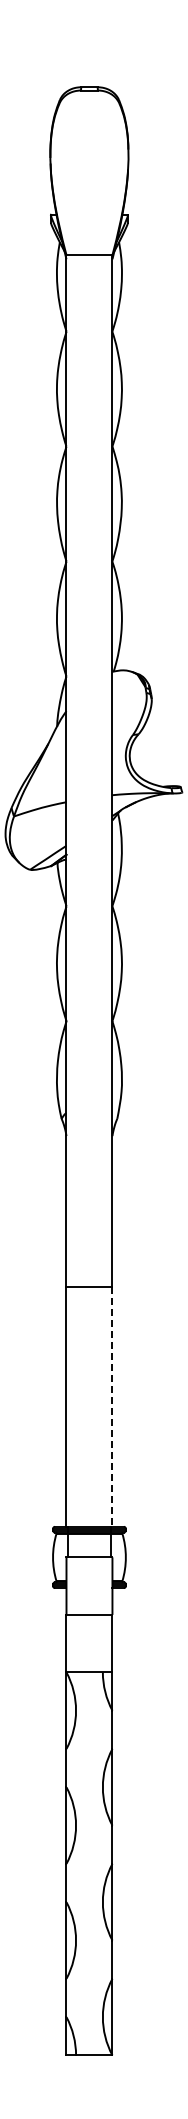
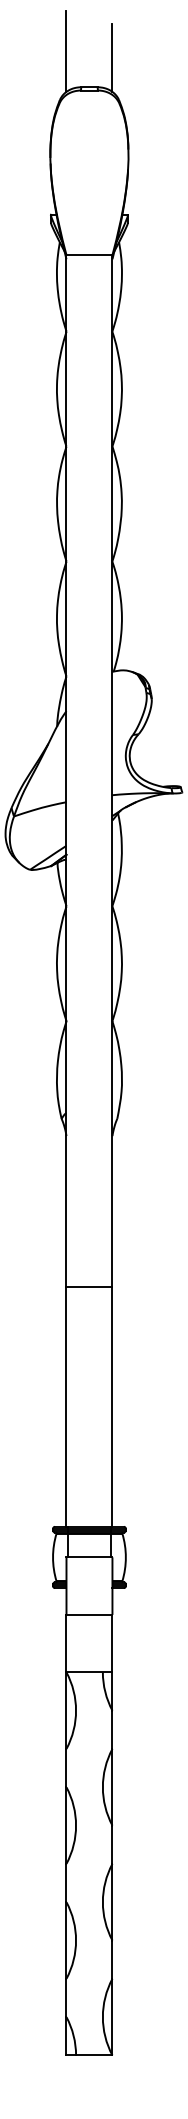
line: none -> present (66, 50)
line: none -> present (112, 57)
line: dashed -> solid (112, 1406)
